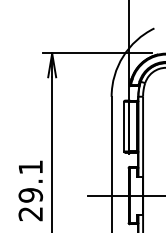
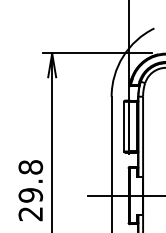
text: 29.1 -> 29.8 (30, 167)
